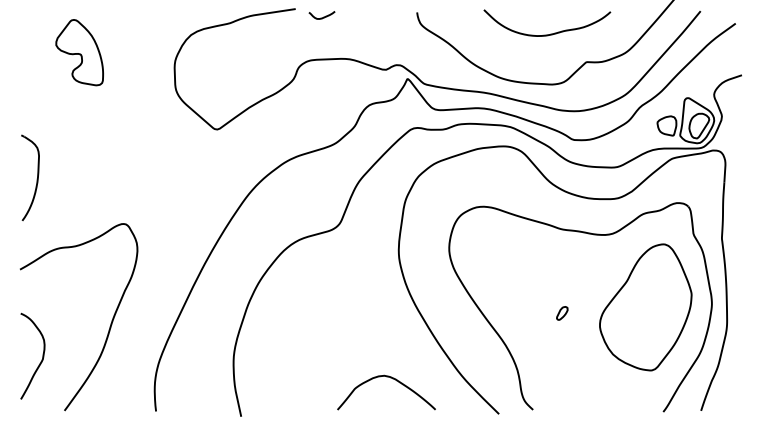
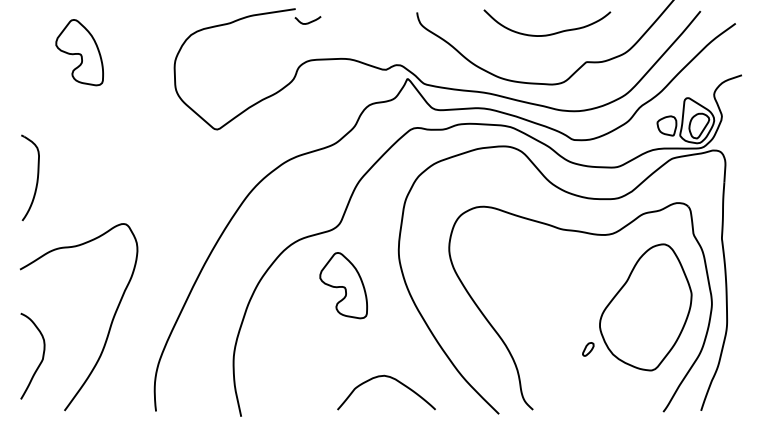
curve position: (321, 17) -> (307, 22) (307, 22)
part: none -> present (343, 285)
part position: (562, 313) -> (588, 349) (588, 349)
